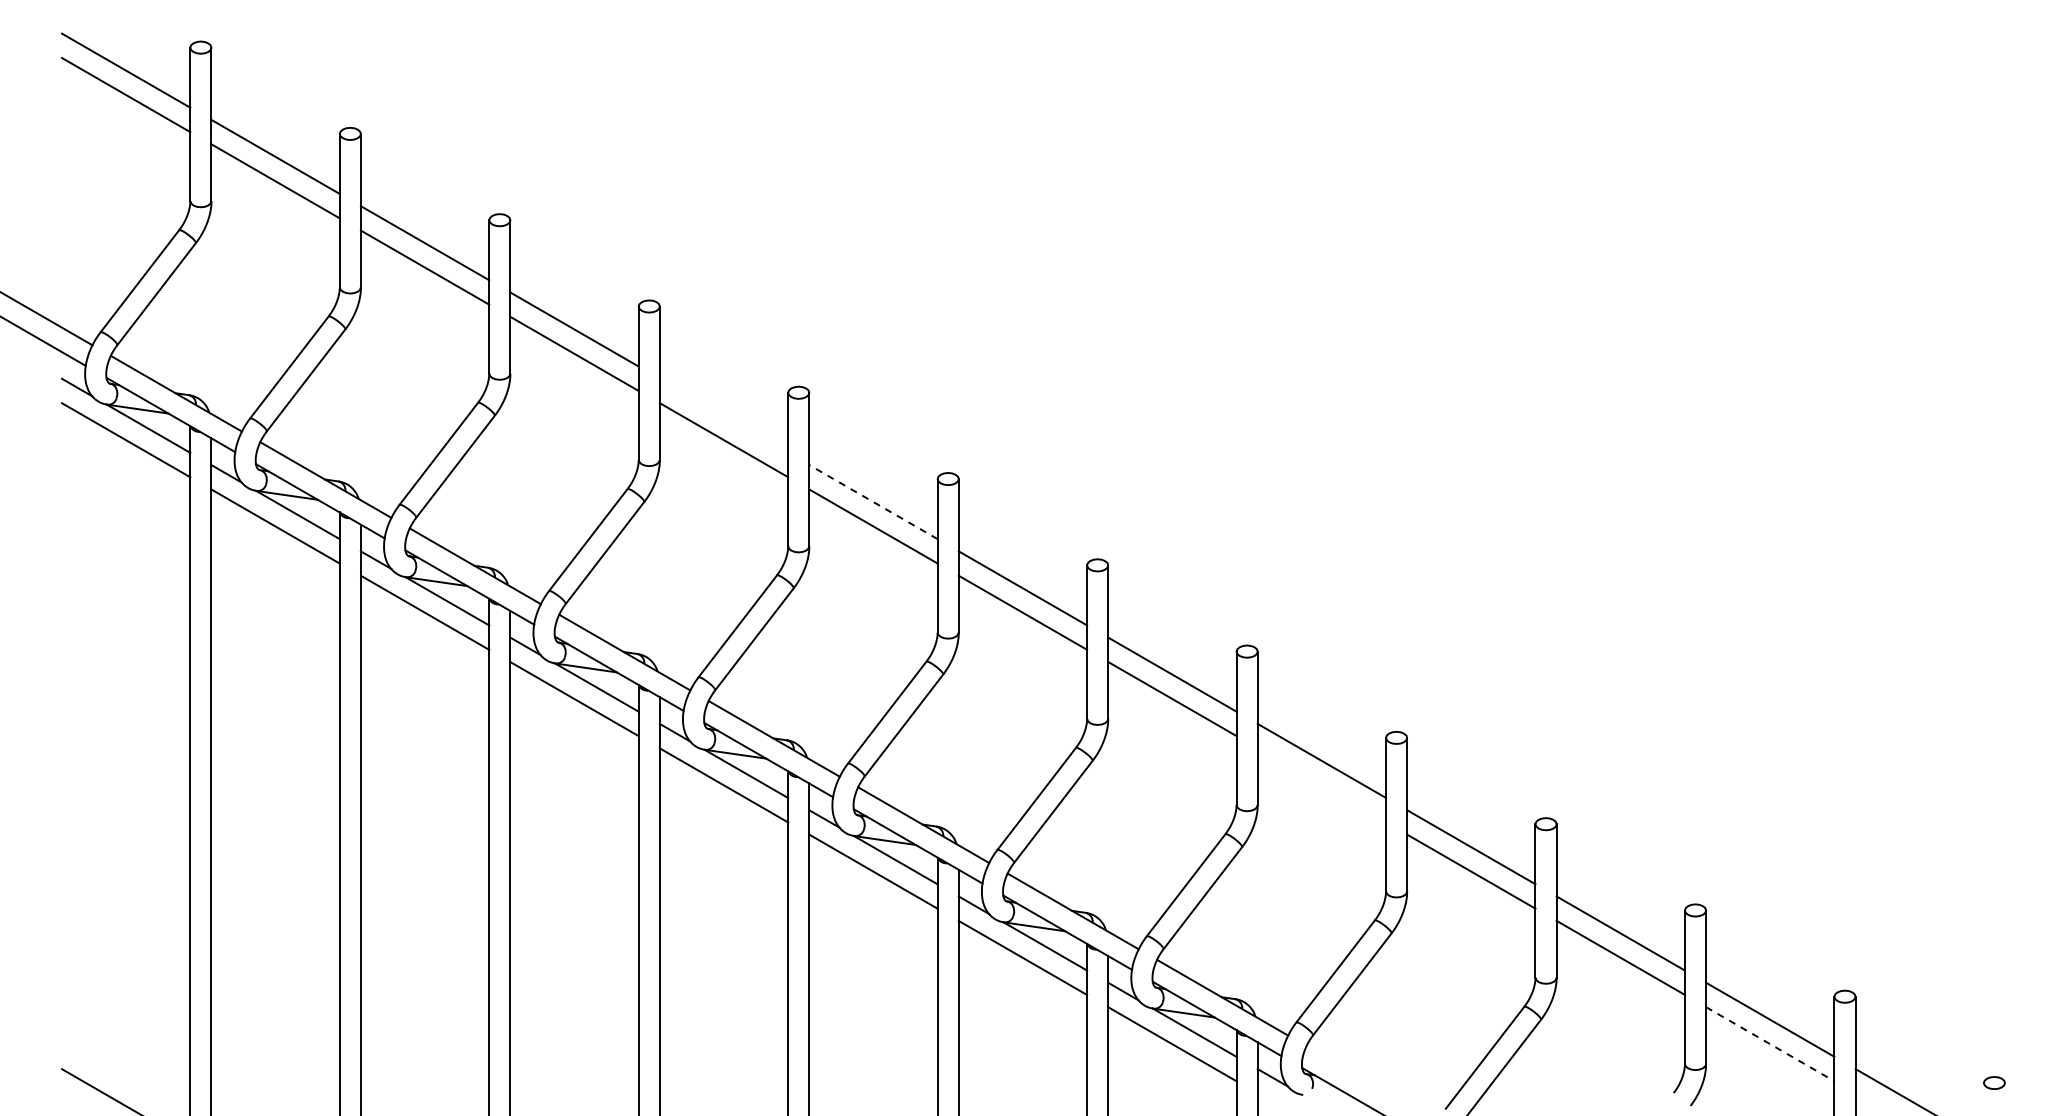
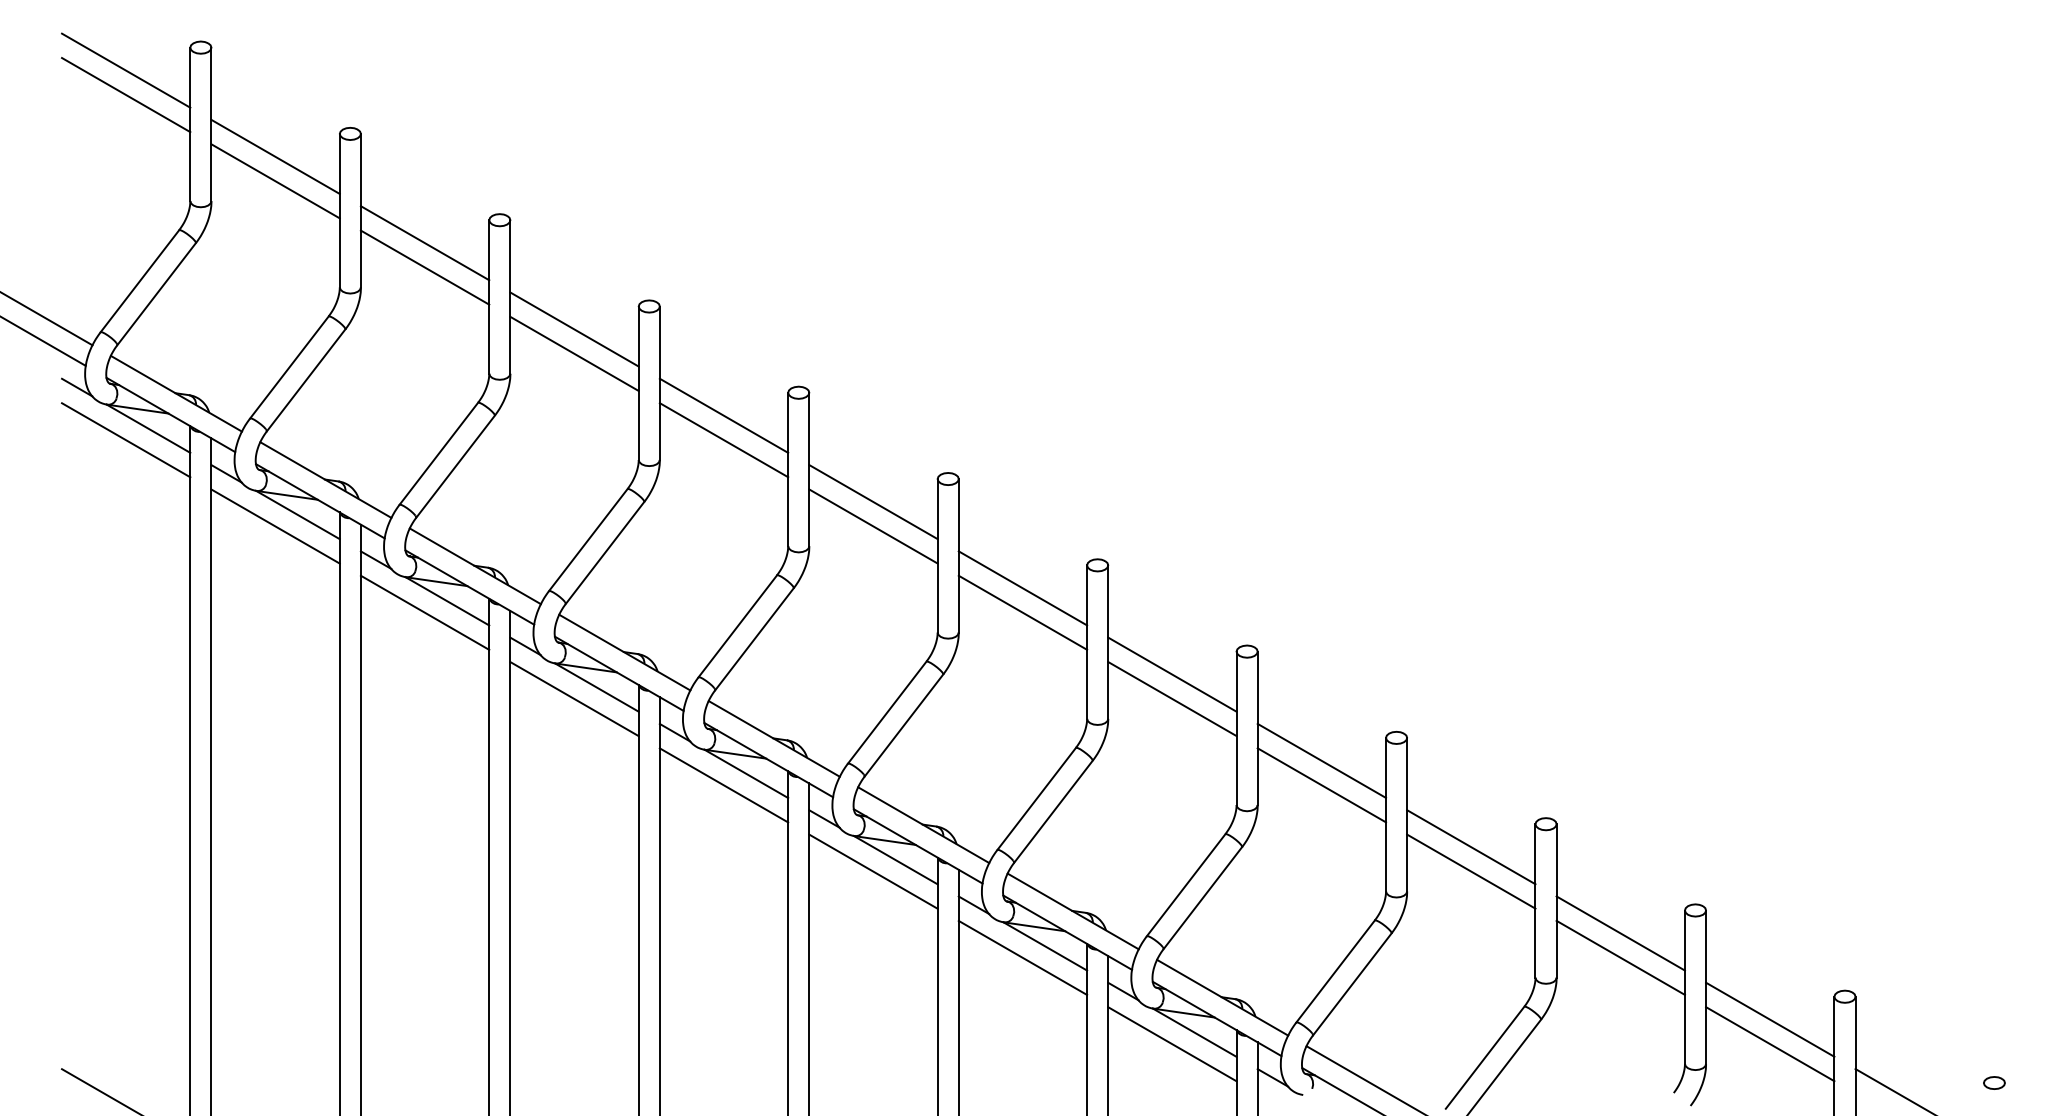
line: none -> present (723, 415)
line: dashed -> solid (873, 501)
line: none -> present (1321, 785)
line: dashed -> solid (1770, 1044)
line: none -> present (1364, 1079)
